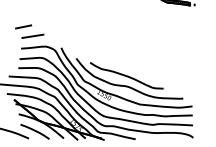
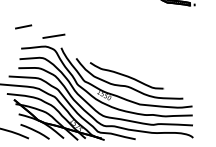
line position: (32, 35) -> (53, 35) (53, 35)
